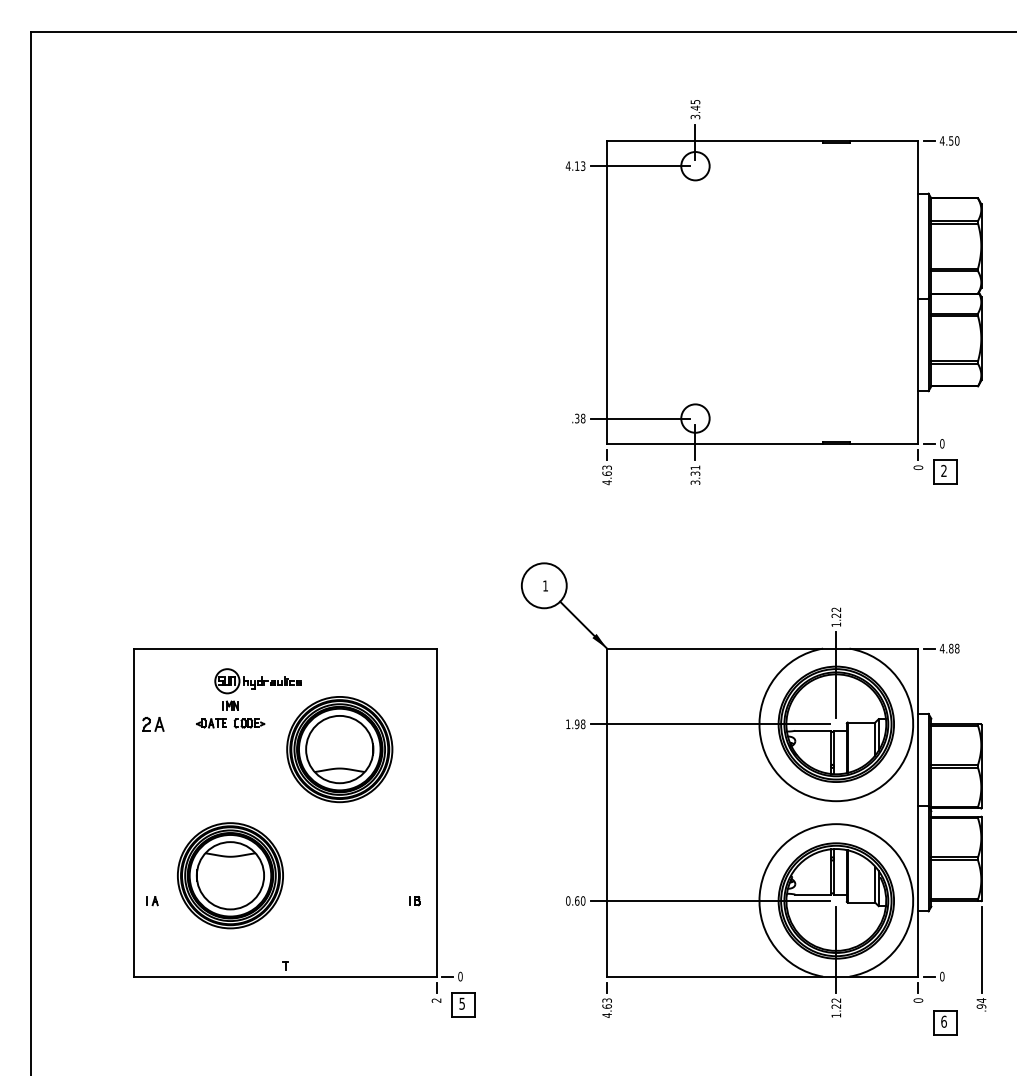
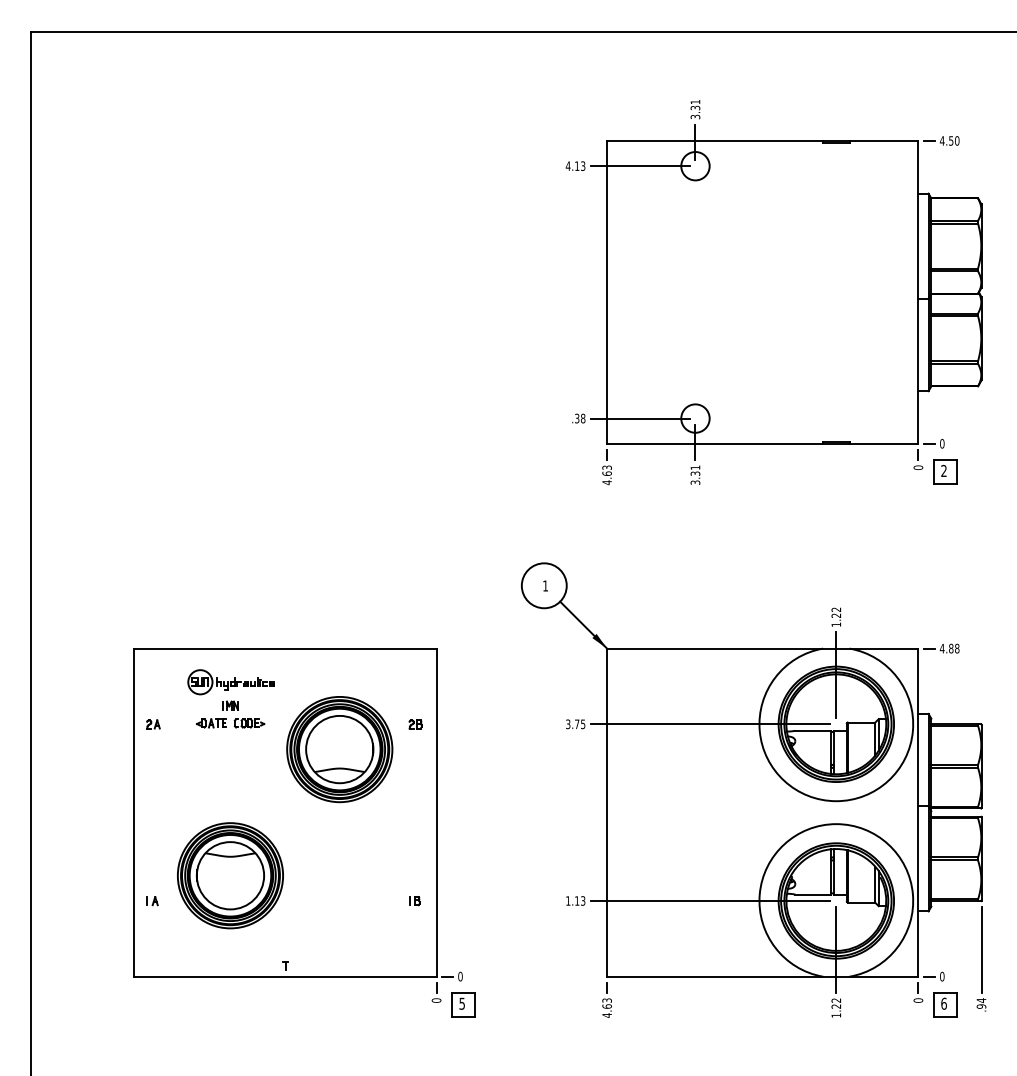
text: 3.45 -> 3.31 (695, 105)
part position: (257, 681) -> (230, 682) (230, 682)
part size: 23x16 px -> 15x11 px (153, 724)
part: none -> present (415, 724)
text: 1.98 -> 3.75 (575, 724)
text: 0.60 -> 1.13 (575, 900)
text: 2 -> 0 (436, 1000)
part position: (945, 1022) -> (945, 1004) (945, 1004)
